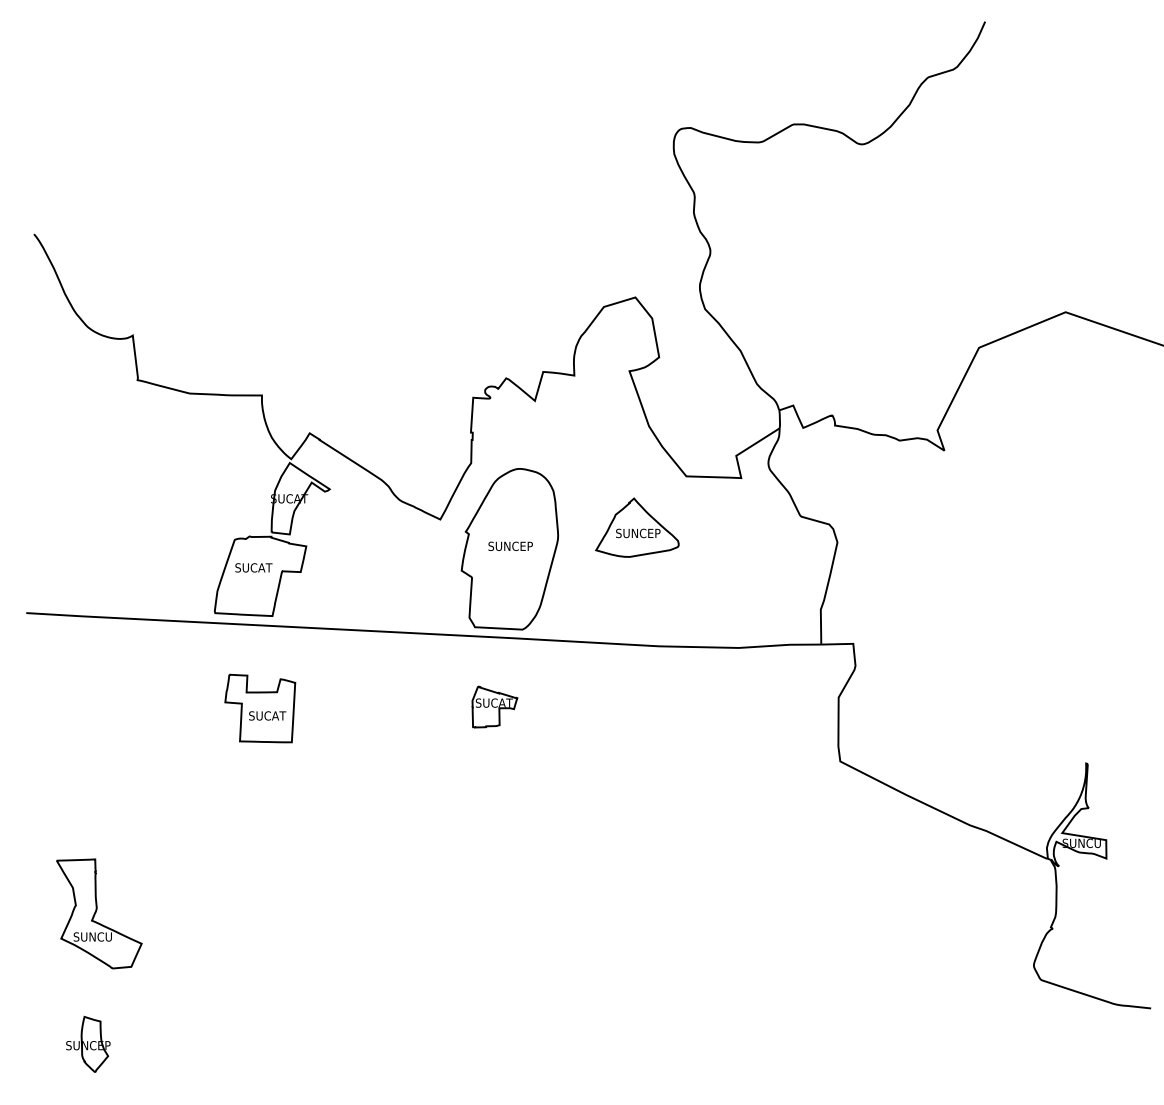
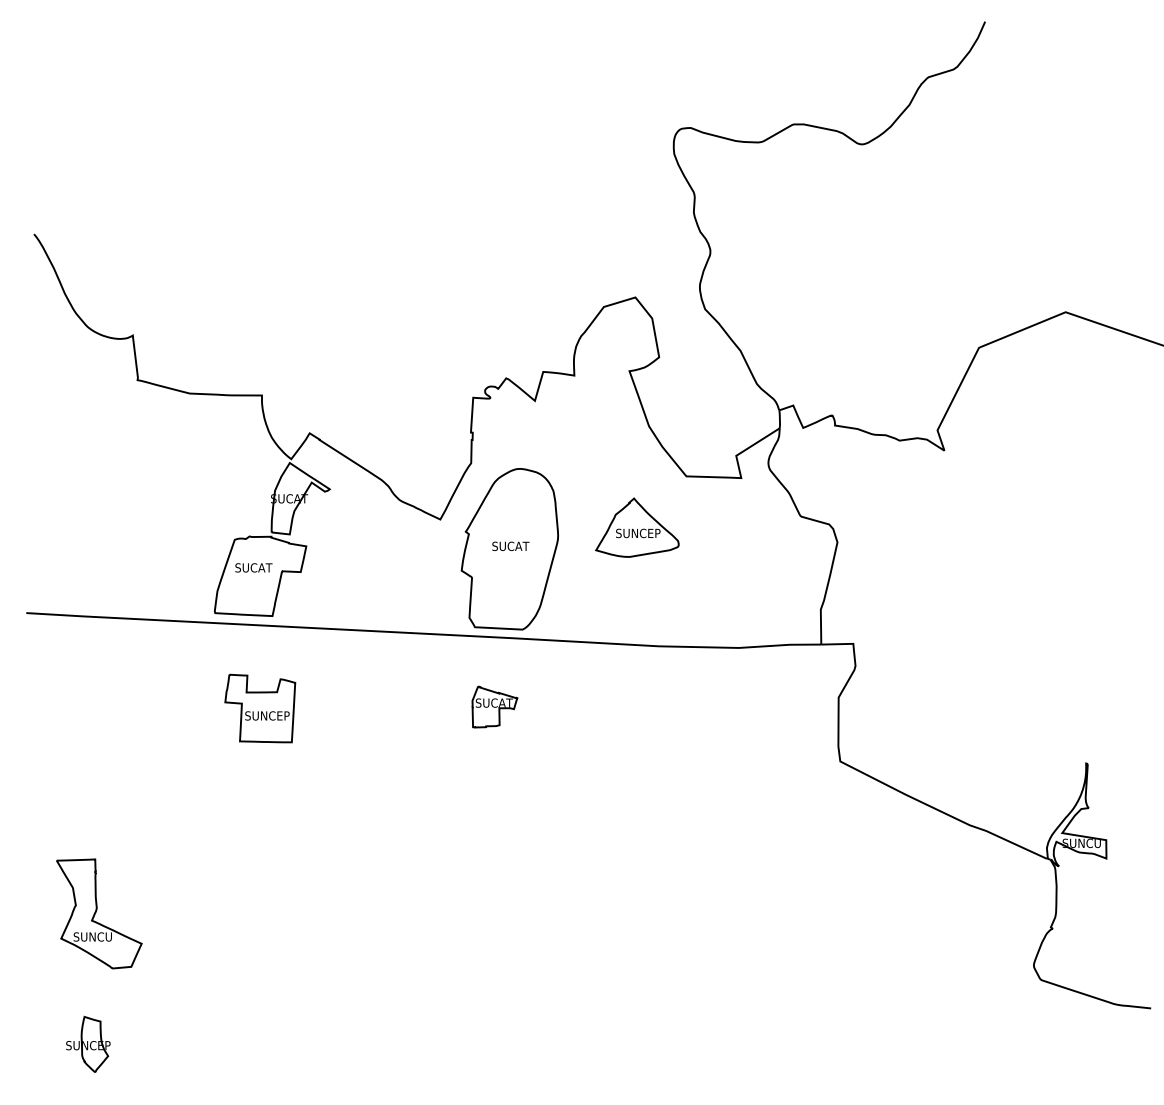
text: SUNCEP -> SUCAT (510, 546)
text: SUCAT -> SUNCEP (267, 715)
